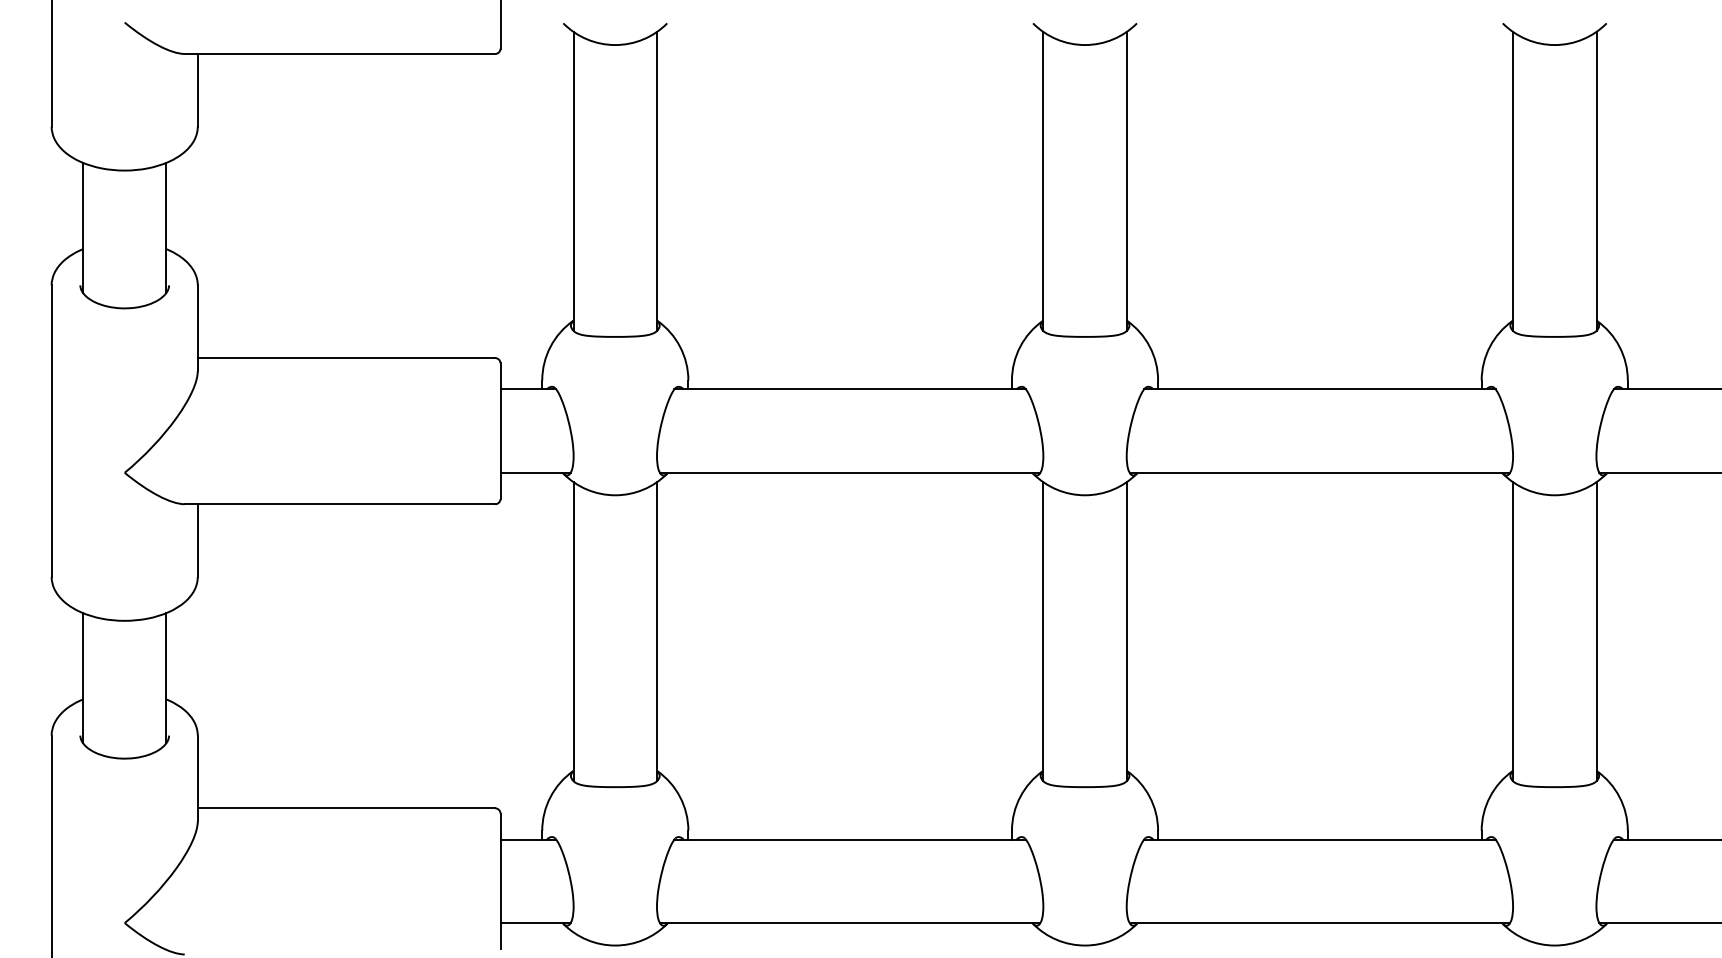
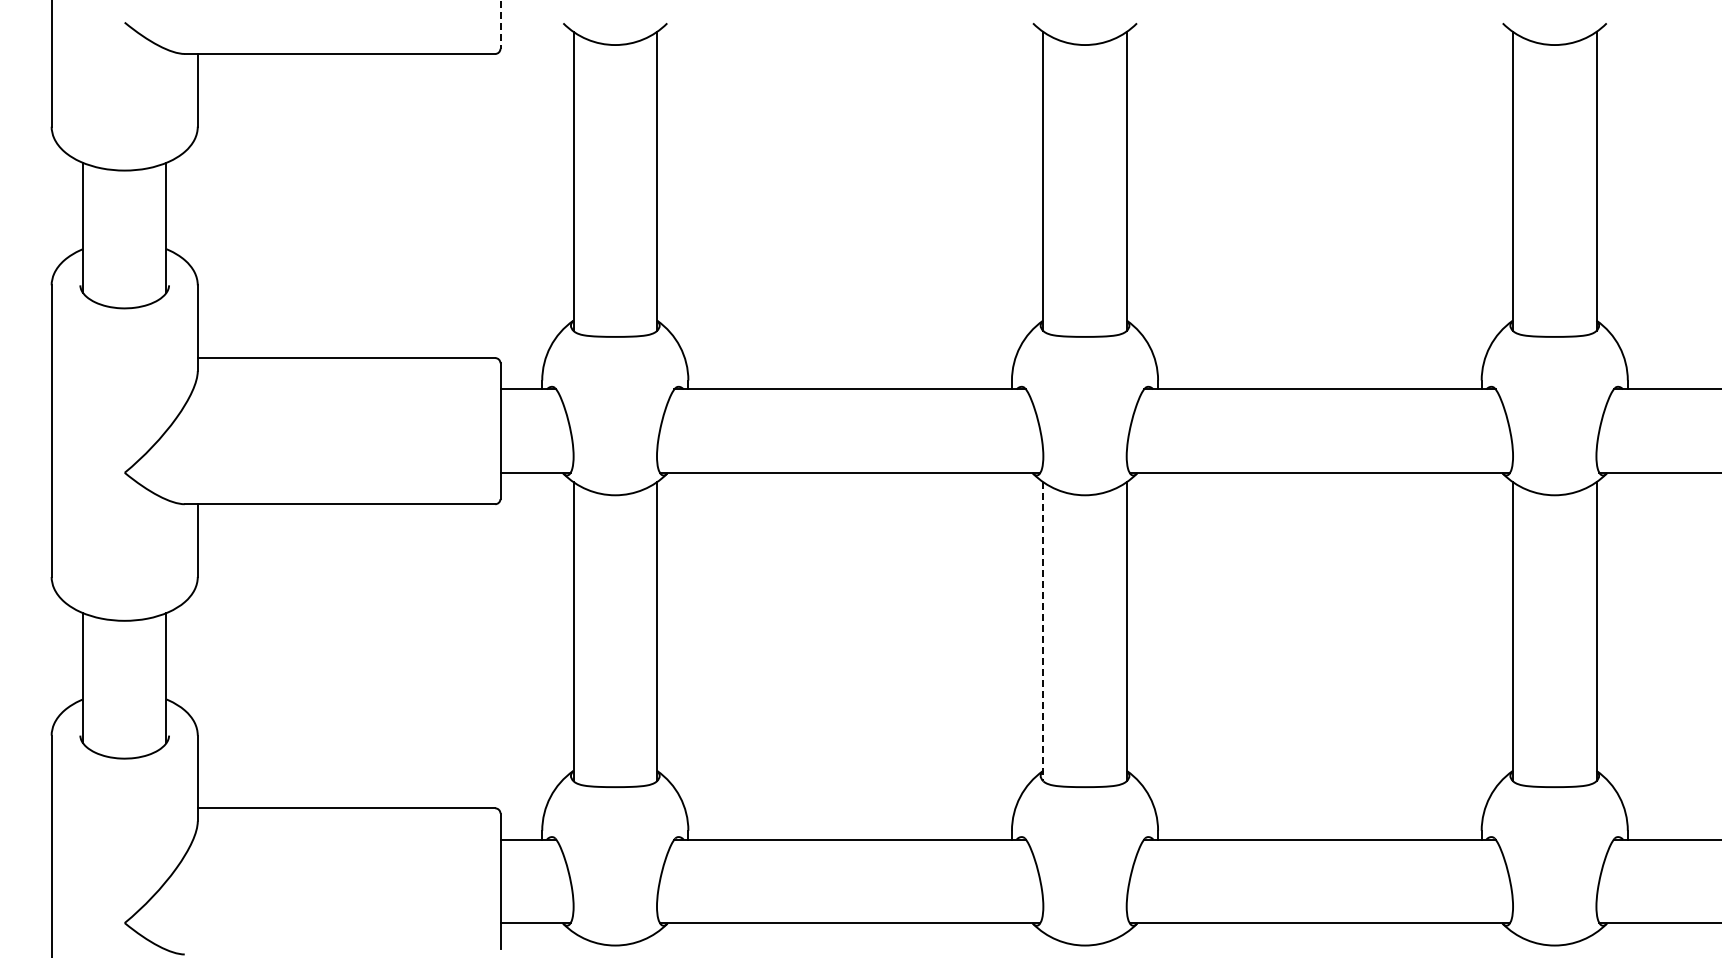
line: solid -> dashed (500, 24)
line: solid -> dashed (1043, 632)
